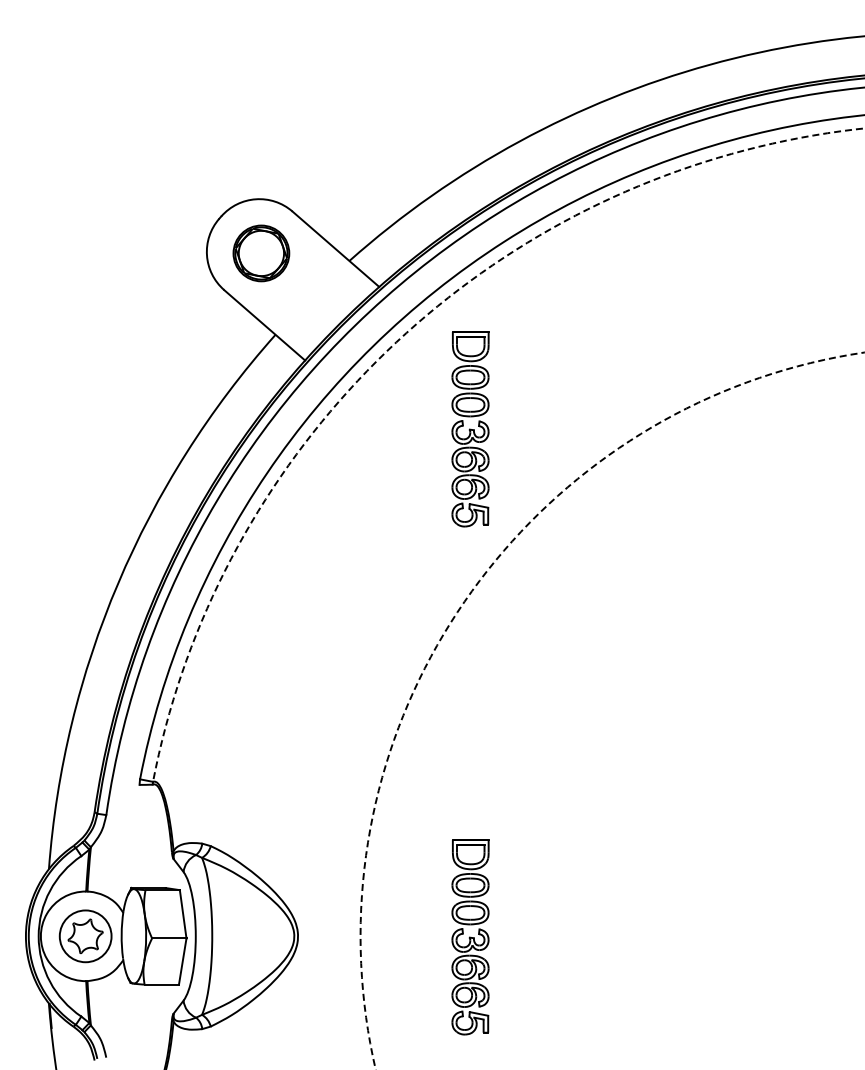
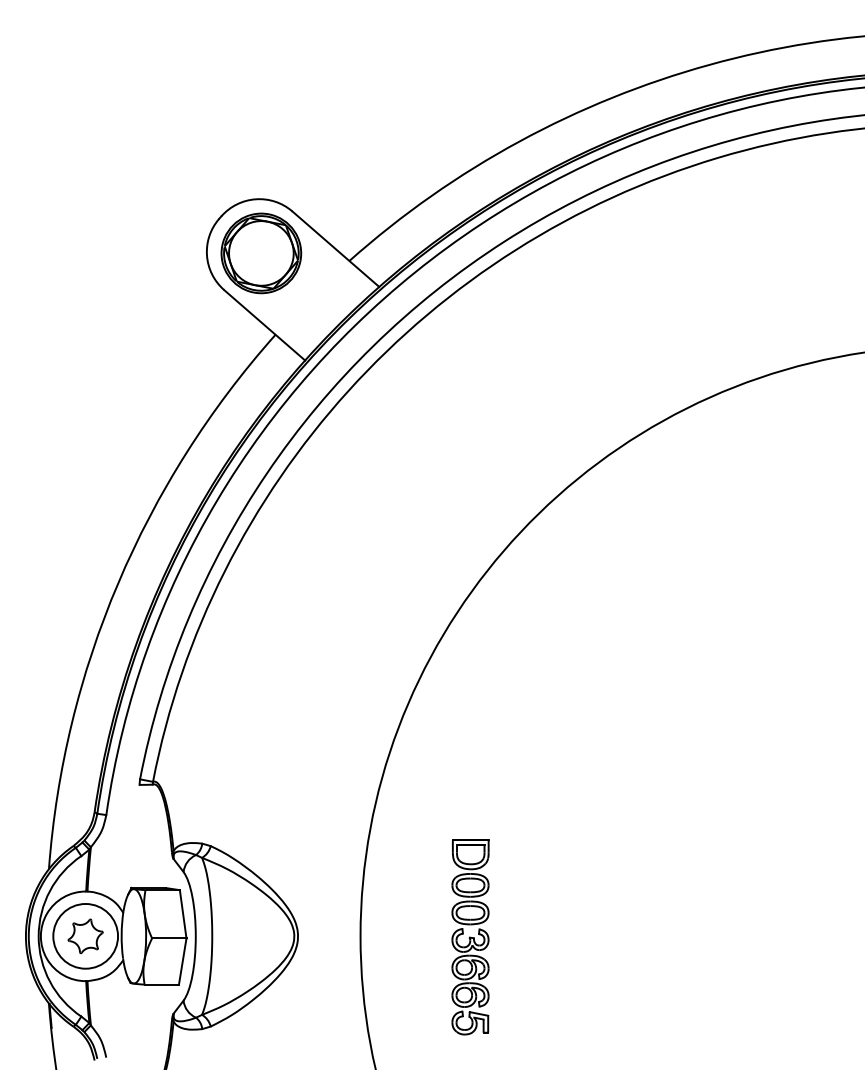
part size: 59x59 px -> 83x83 px (261, 253)
arc: dashed -> solid (400, 338)
part: present -> none (470, 429)
arc: dashed -> solid (461, 605)
circle diameter: 52 px -> 65 px (85, 935)
